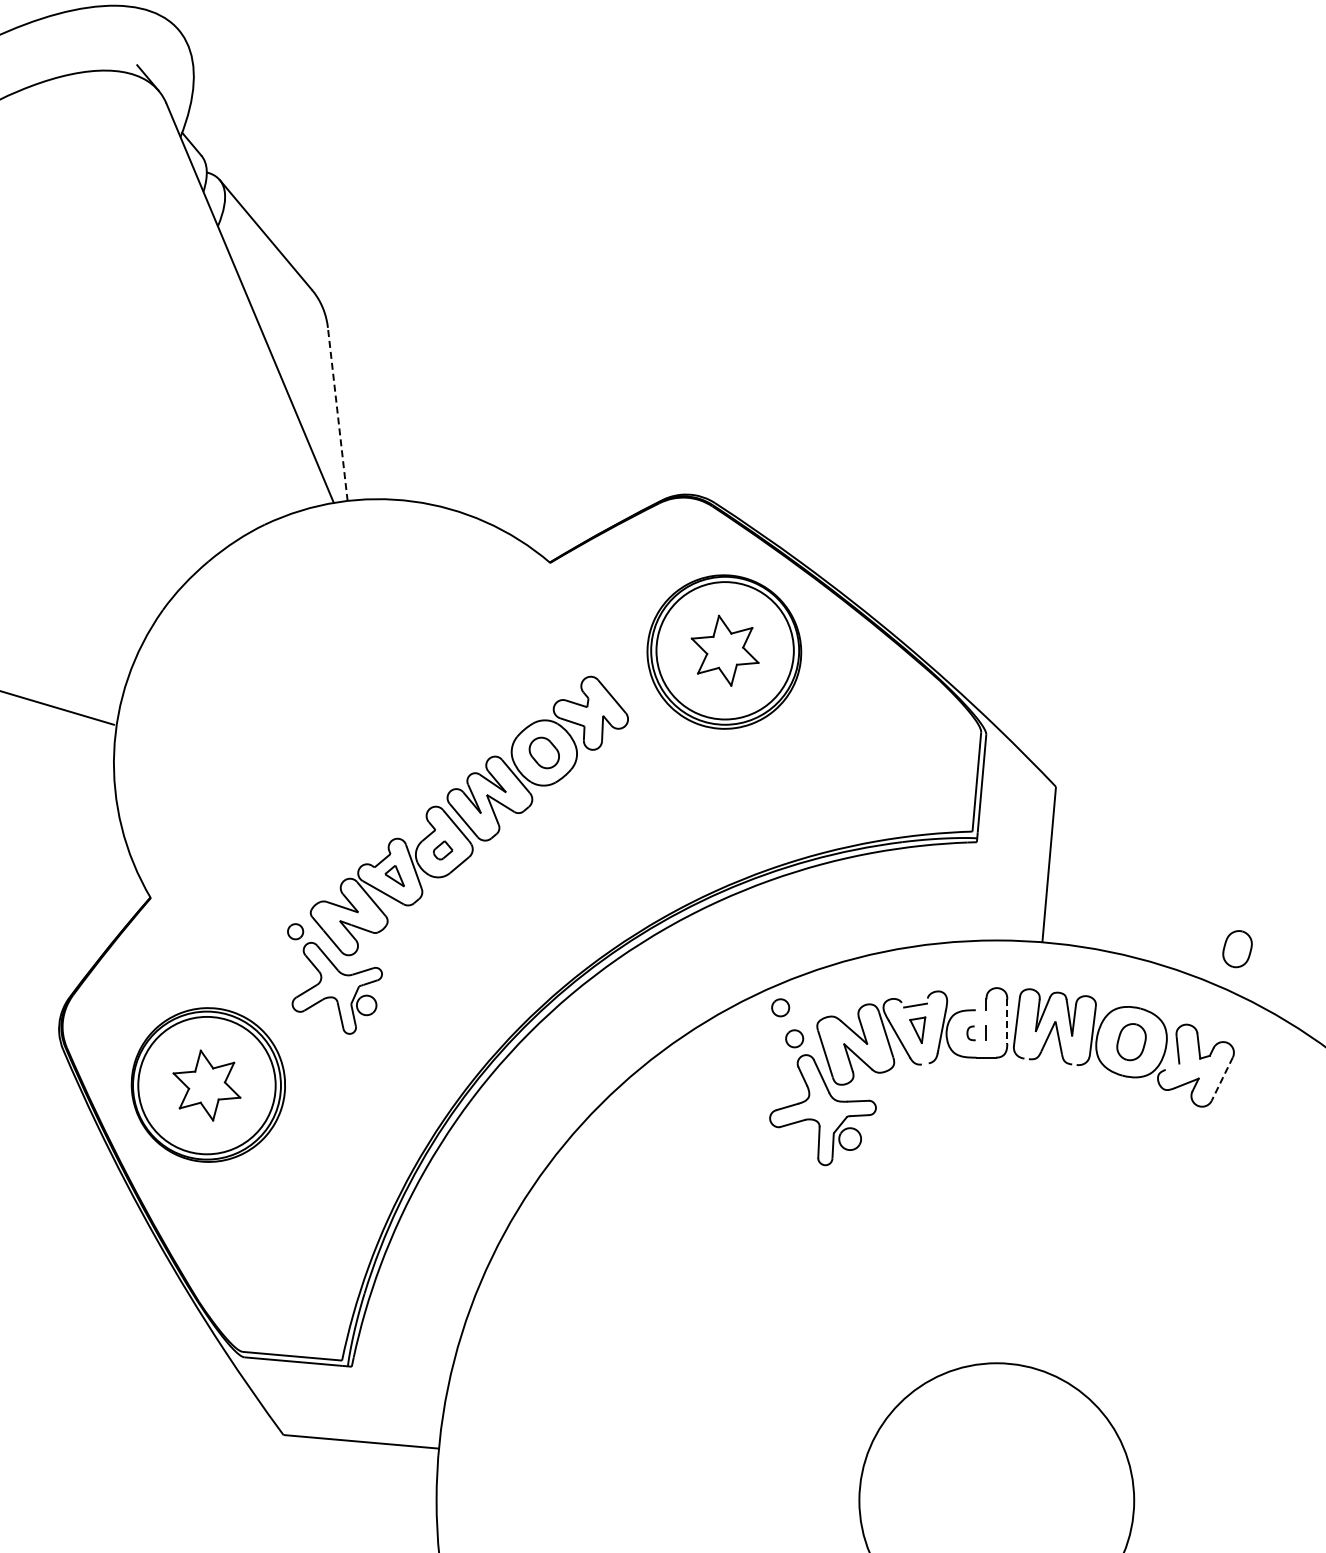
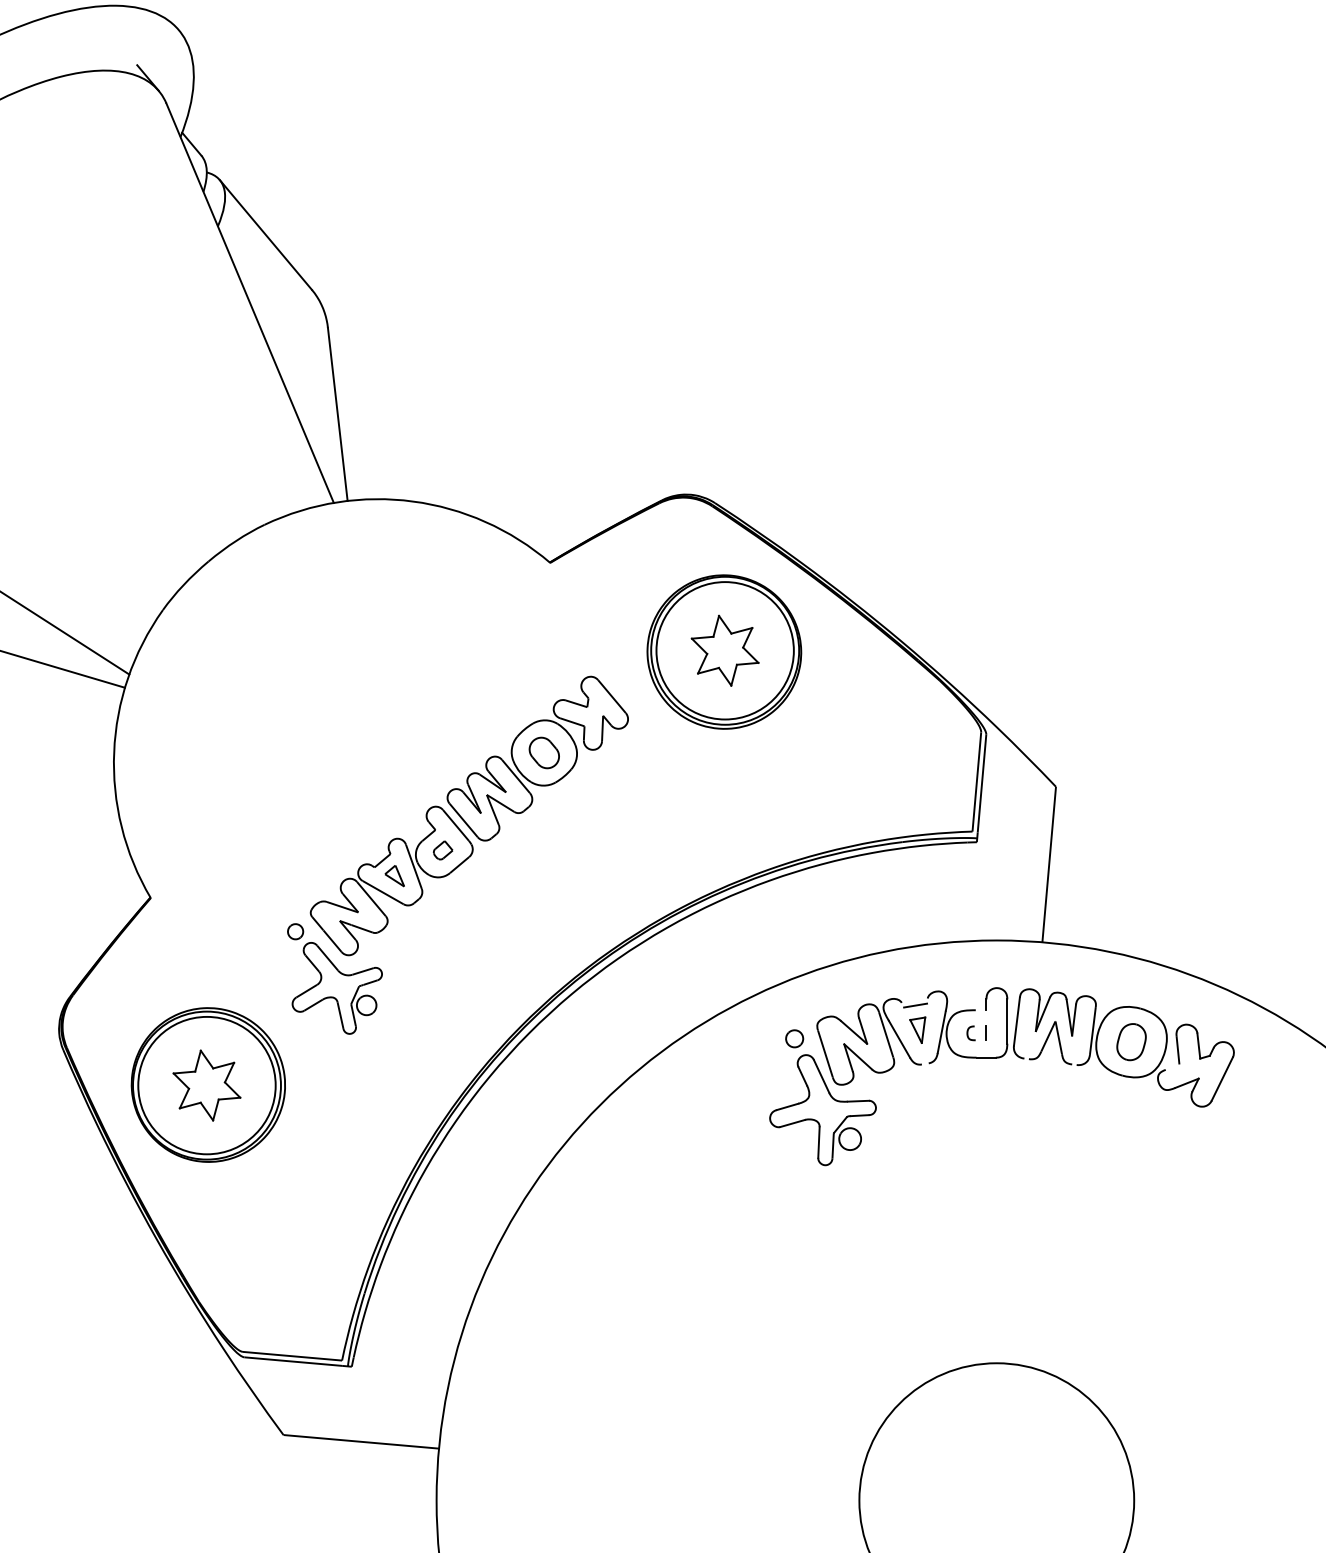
line: dashed -> solid (337, 413)
line: none -> present (65, 633)
line position: (57, 707) -> (63, 669) (63, 669)
part: present -> none (1237, 949)
part: present -> none (780, 1007)
line: dashed -> solid (1007, 1022)
line: dashed -> solid (1222, 1079)
